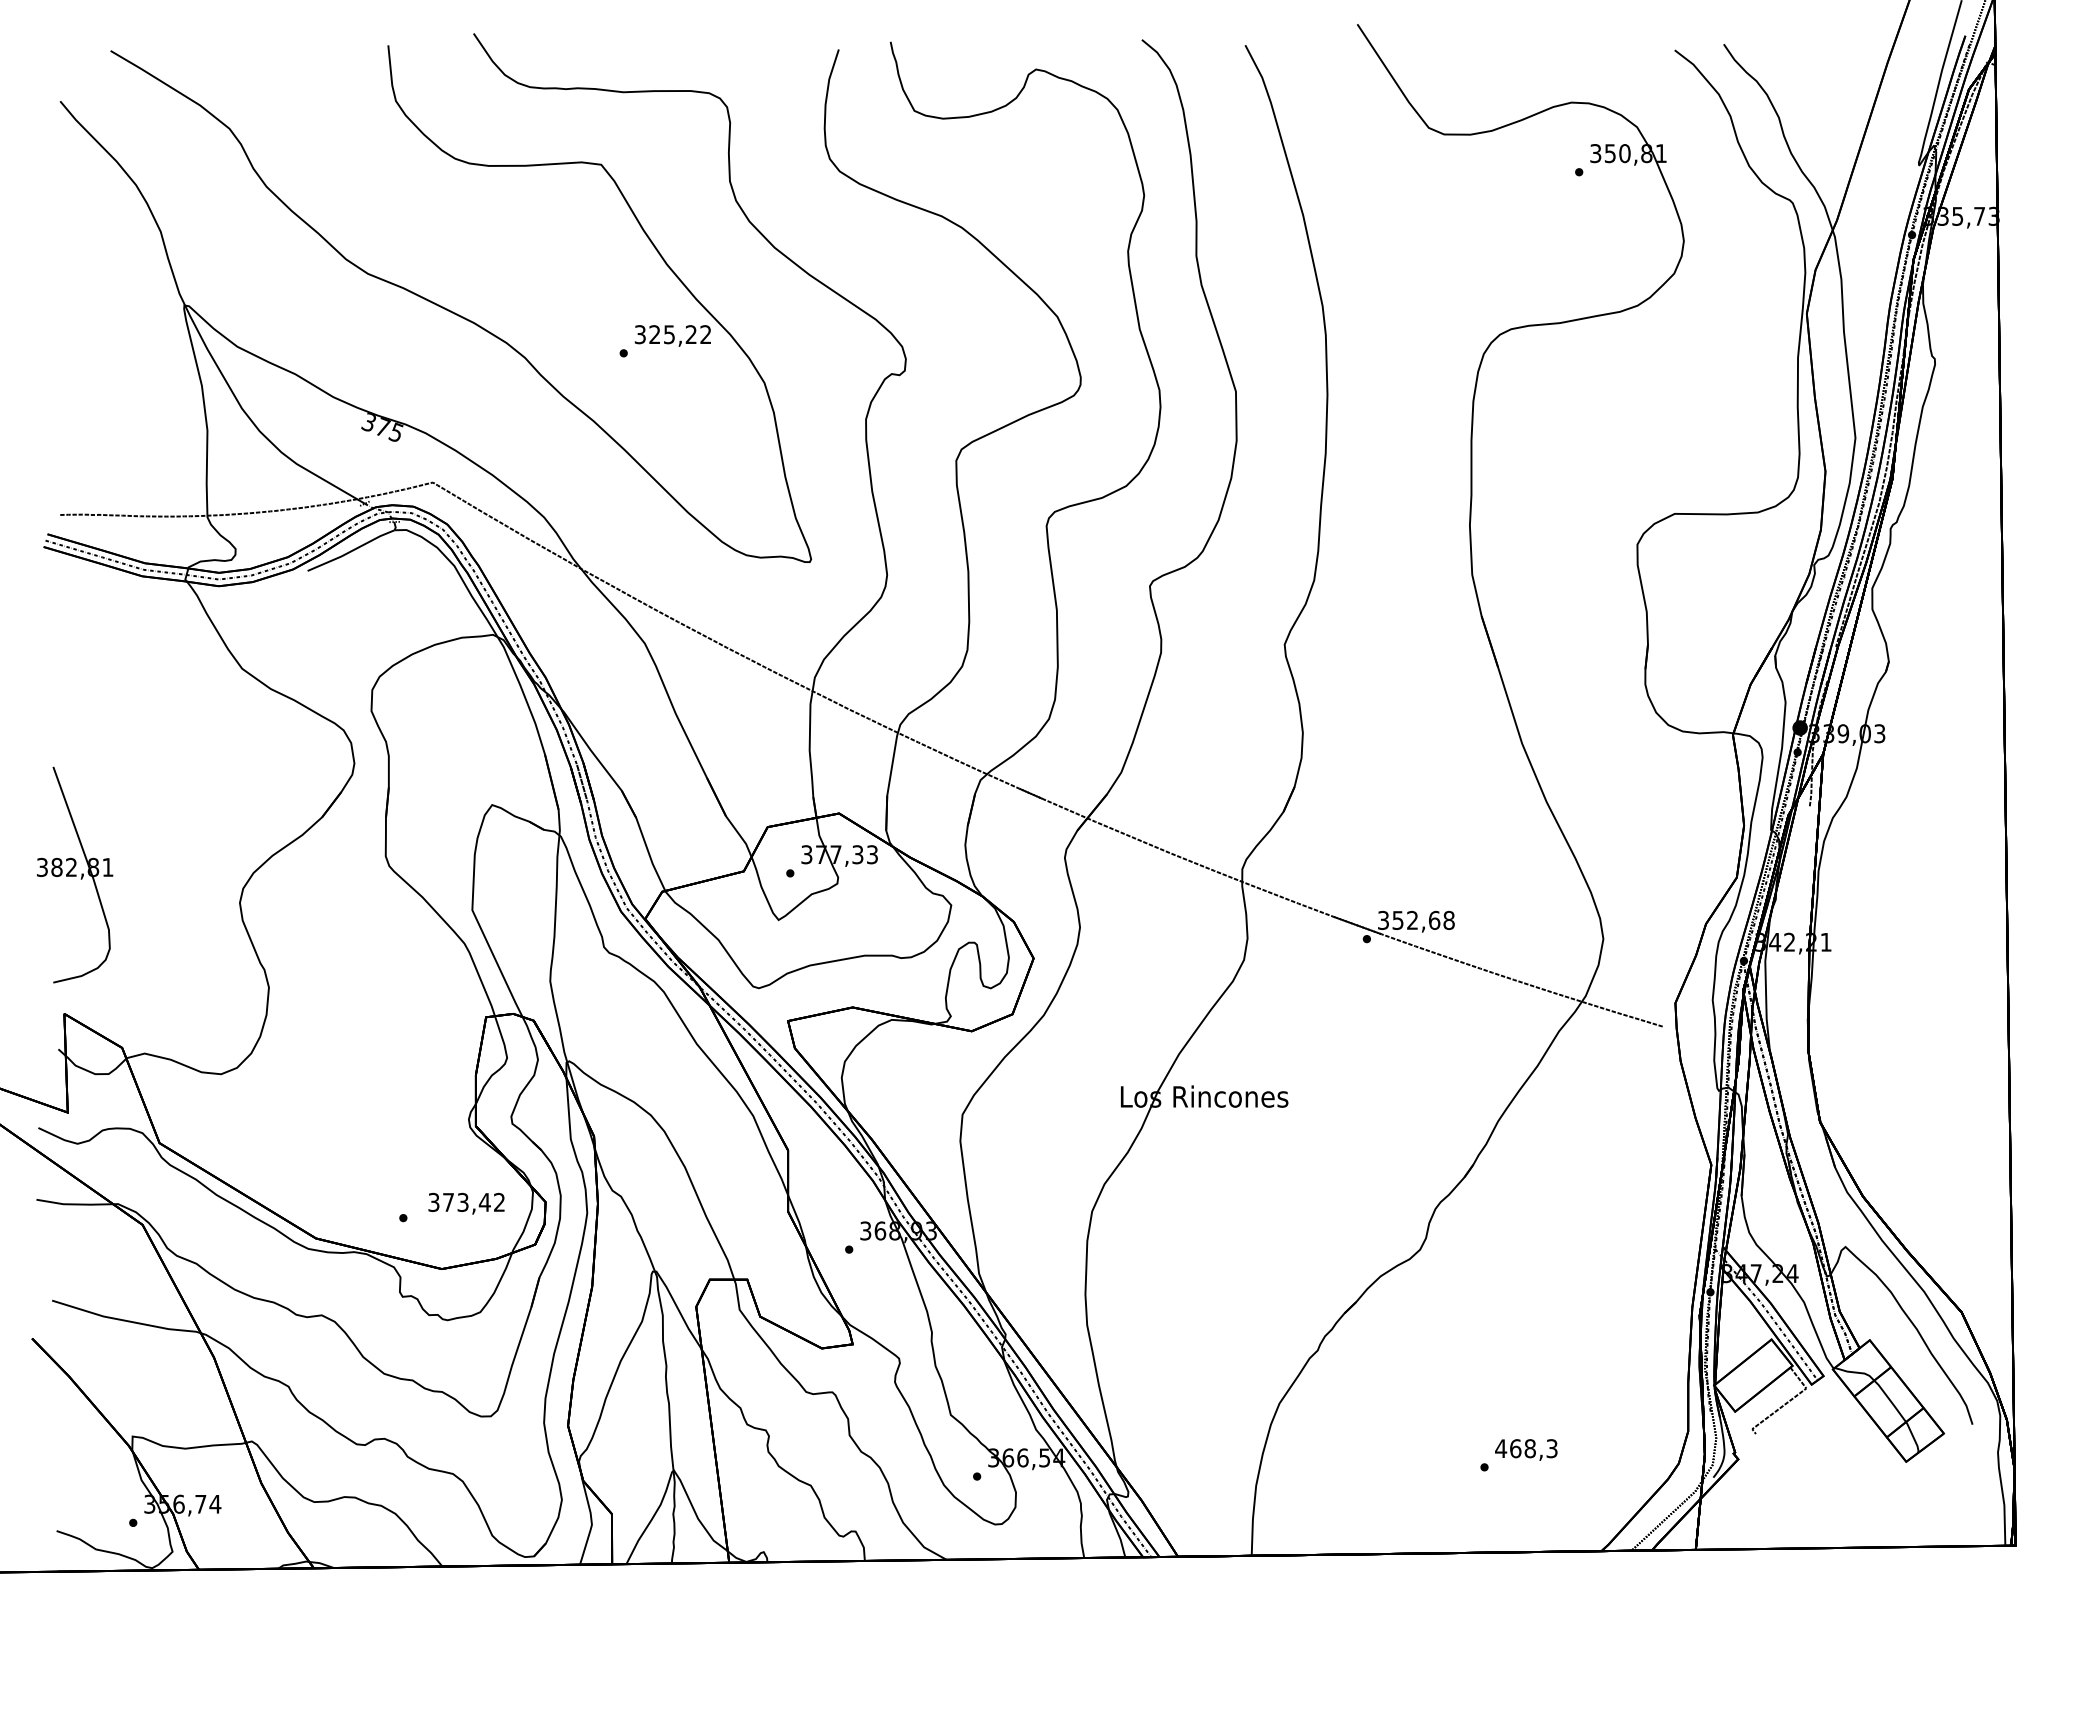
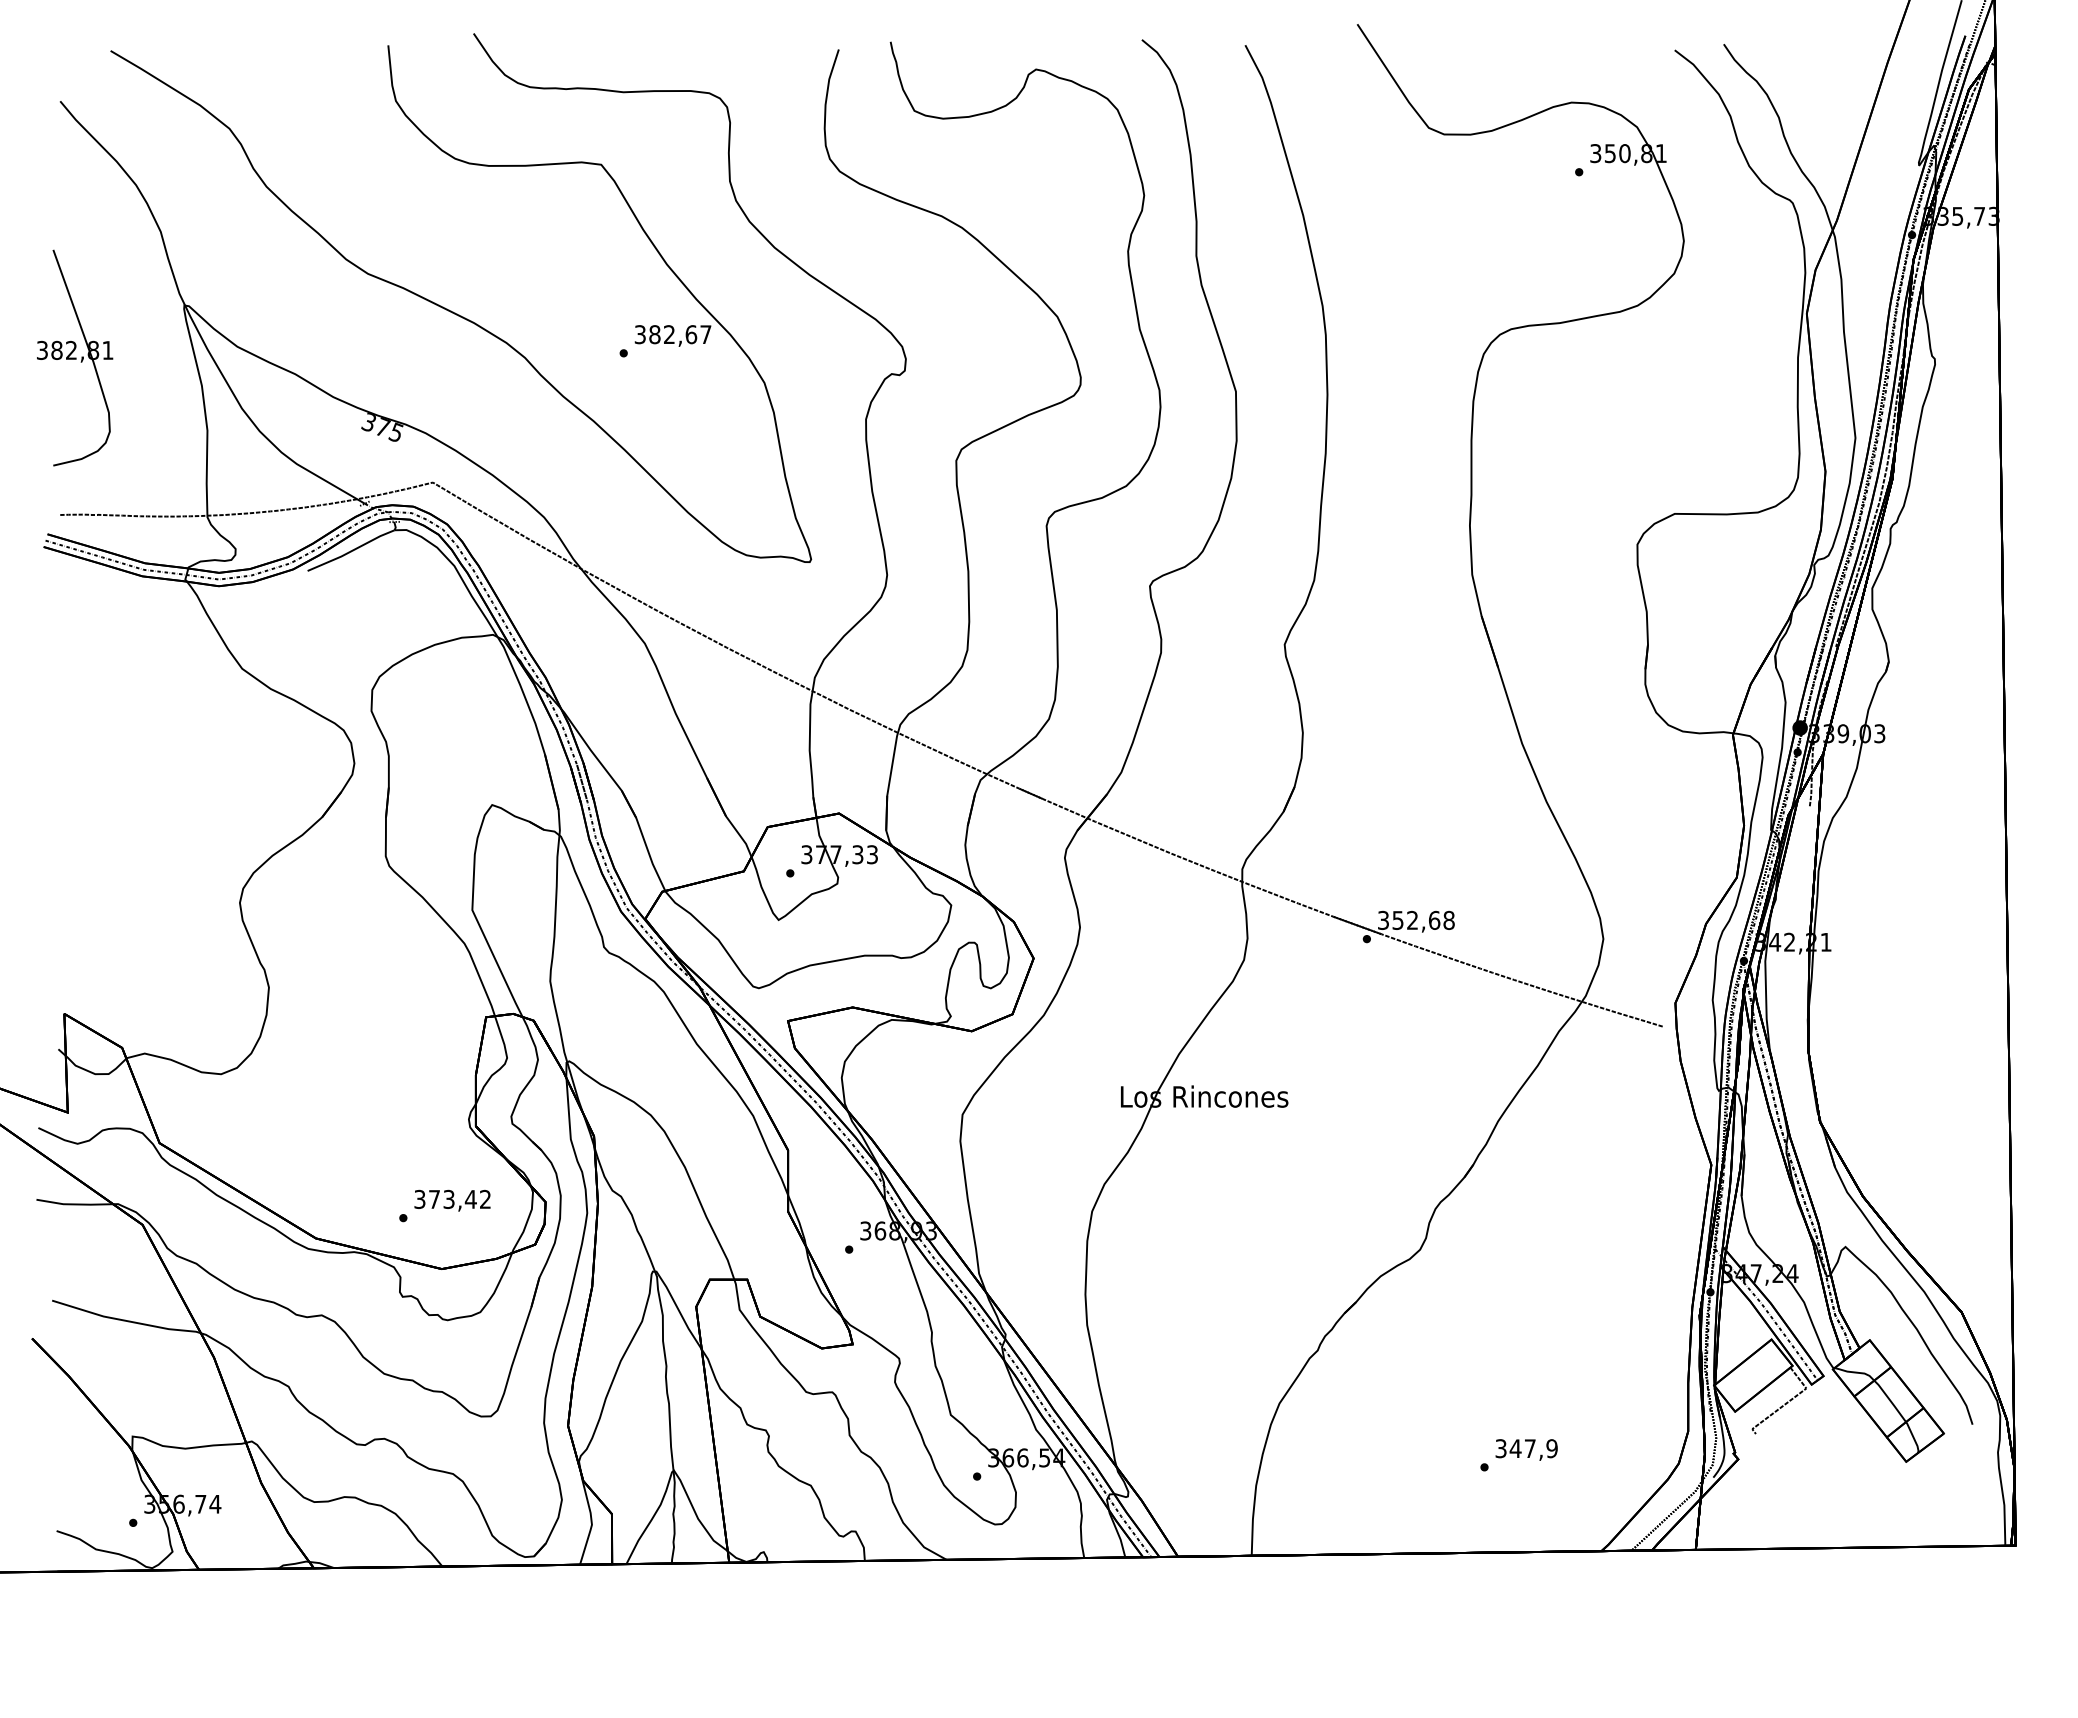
text: 325,22 -> 382,67 (680, 334)
part position: (75, 874) -> (75, 357) (75, 357)
text position: (466, 1203) -> (452, 1200) (452, 1200)
text: 468,3 -> 347,9 (1526, 1448)
